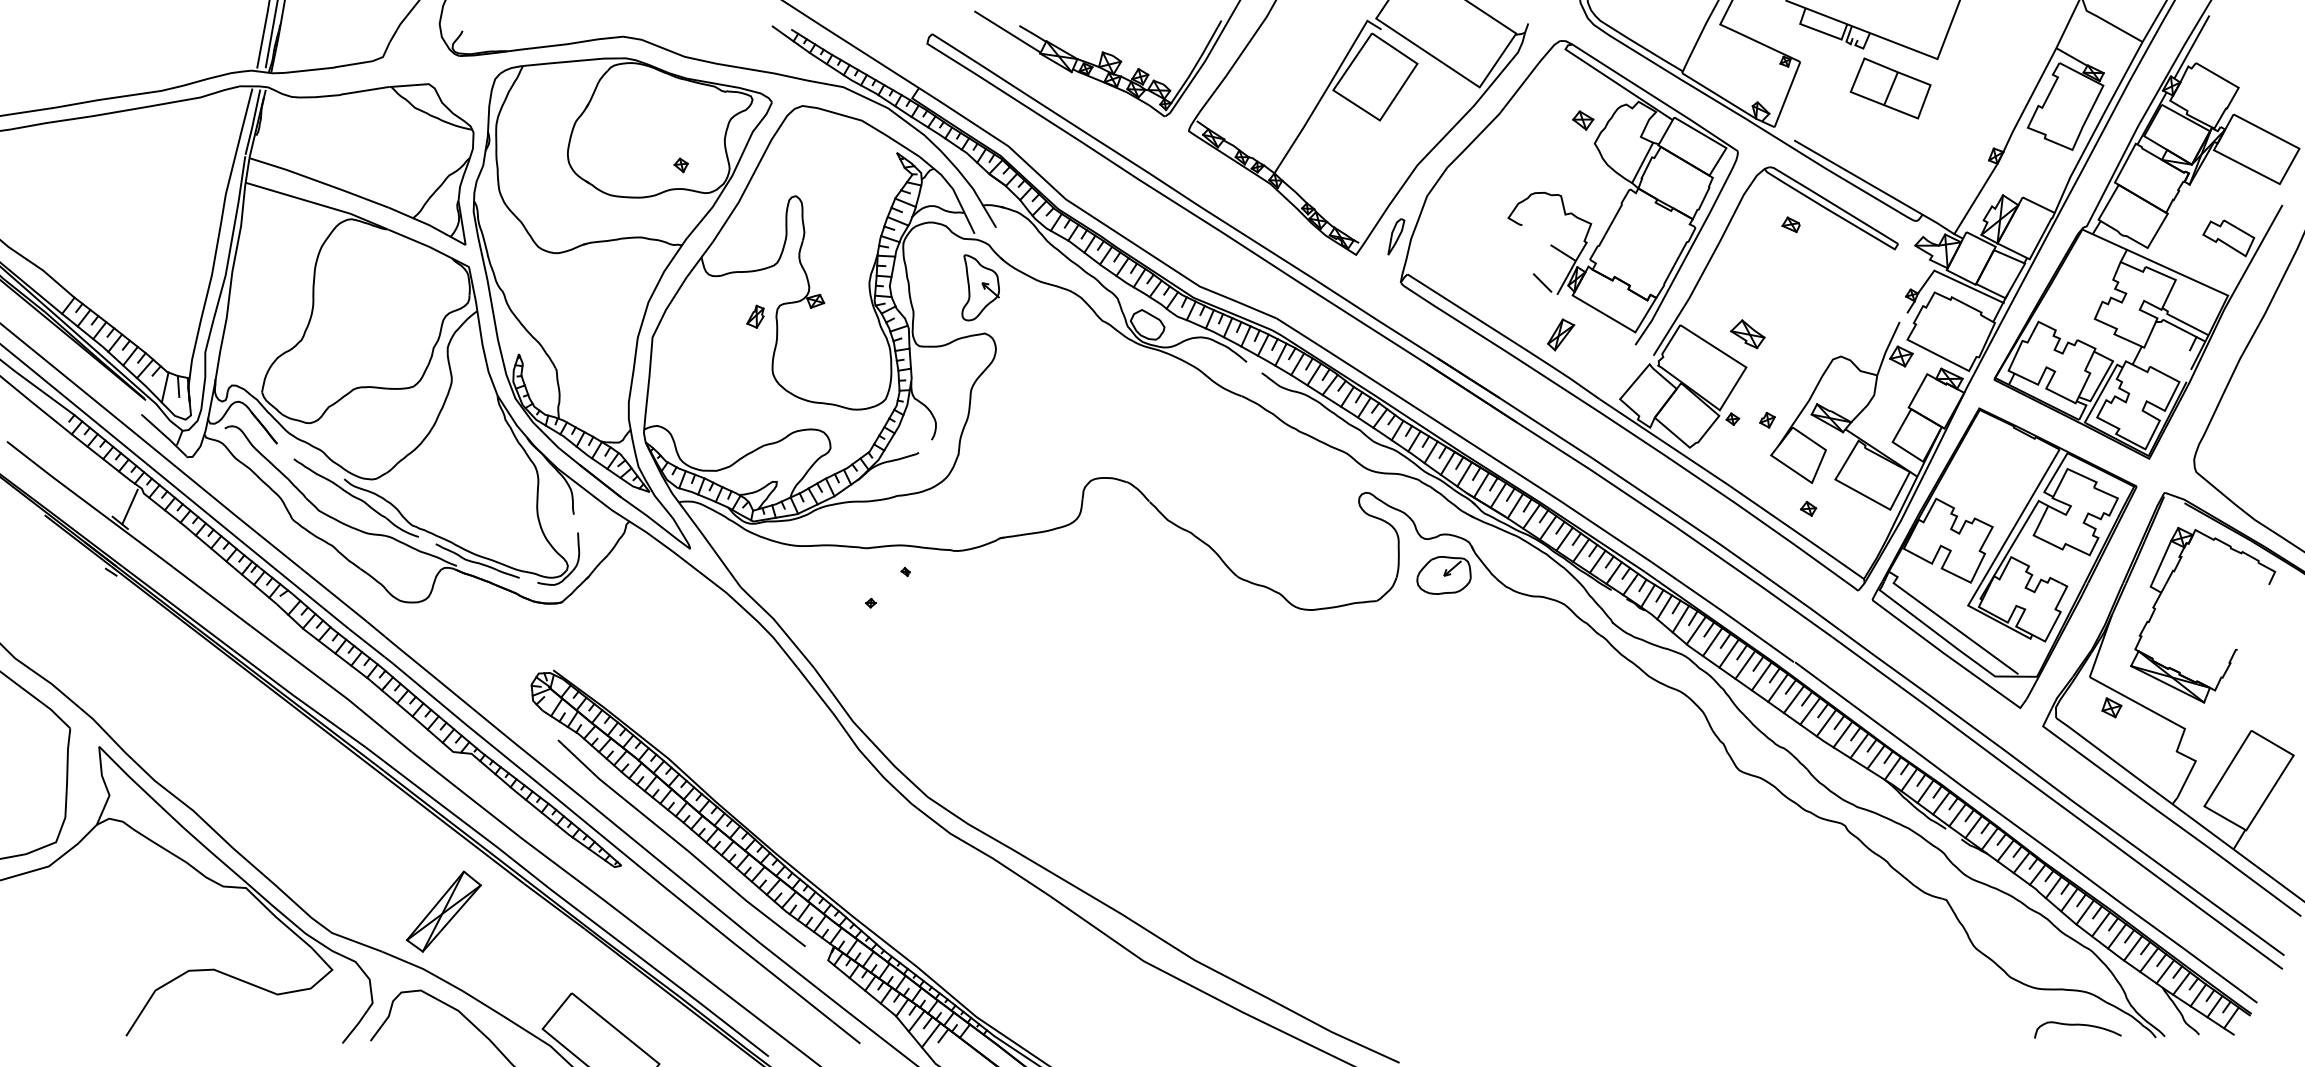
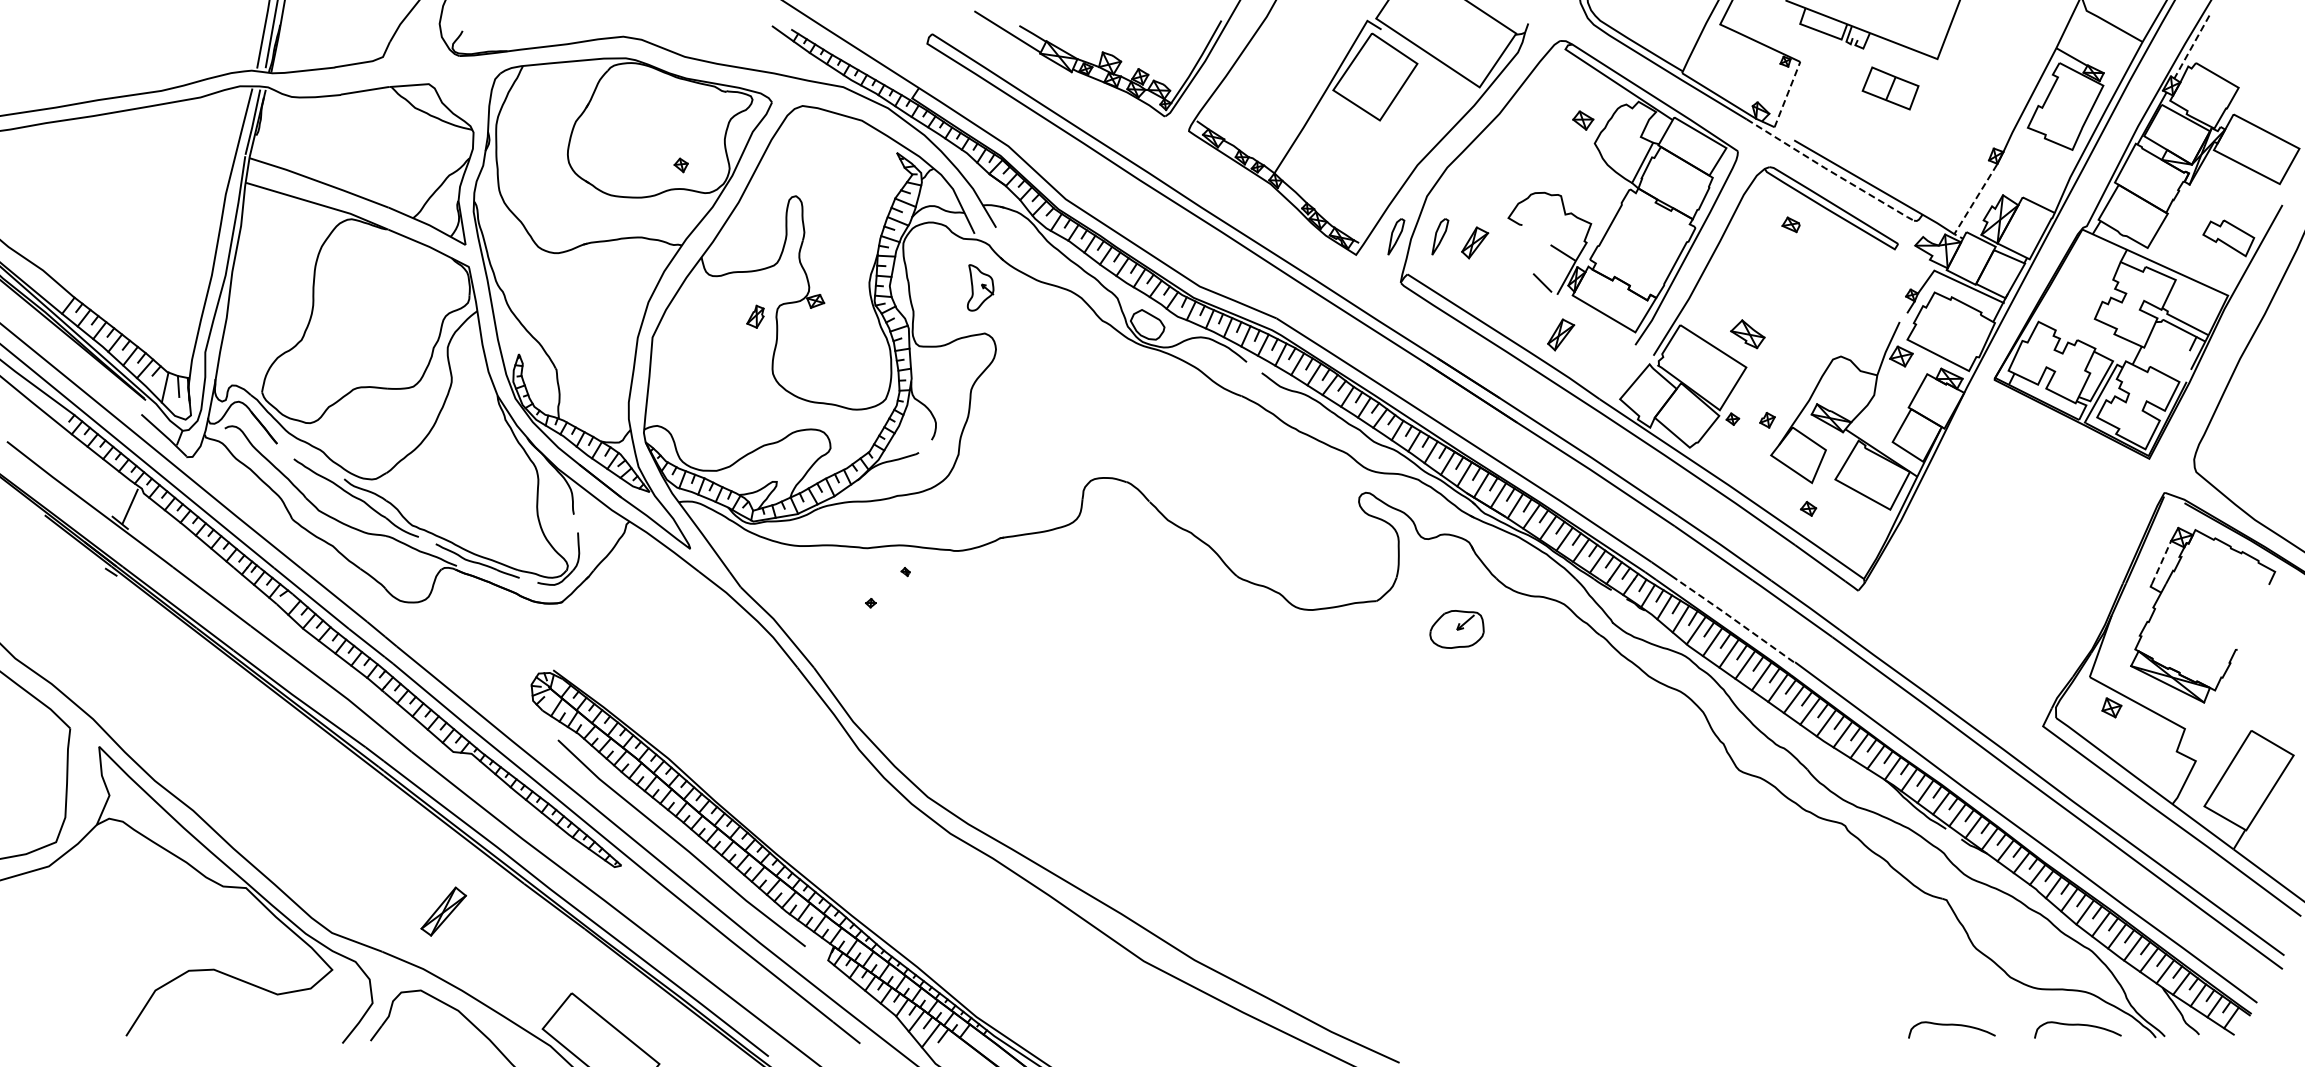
line: solid -> dashed (2191, 47)
part size: 83x63 px -> 59x45 px (1890, 88)
line: solid -> dashed (1787, 94)
line: solid -> dashed (1830, 171)
line: solid -> dashed (1972, 204)
part: none -> present (1440, 236)
part: none -> present (1475, 242)
part size: 39x68 px -> 28x48 px (980, 287)
part: present -> none (2004, 558)
line: solid -> dashed (2161, 562)
part position: (1443, 575) -> (1456, 629) (1456, 629)
line: solid -> dashed (1735, 620)
part size: 77x83 px -> 48x51 px (443, 911)
curve: none -> present (1951, 1025)
